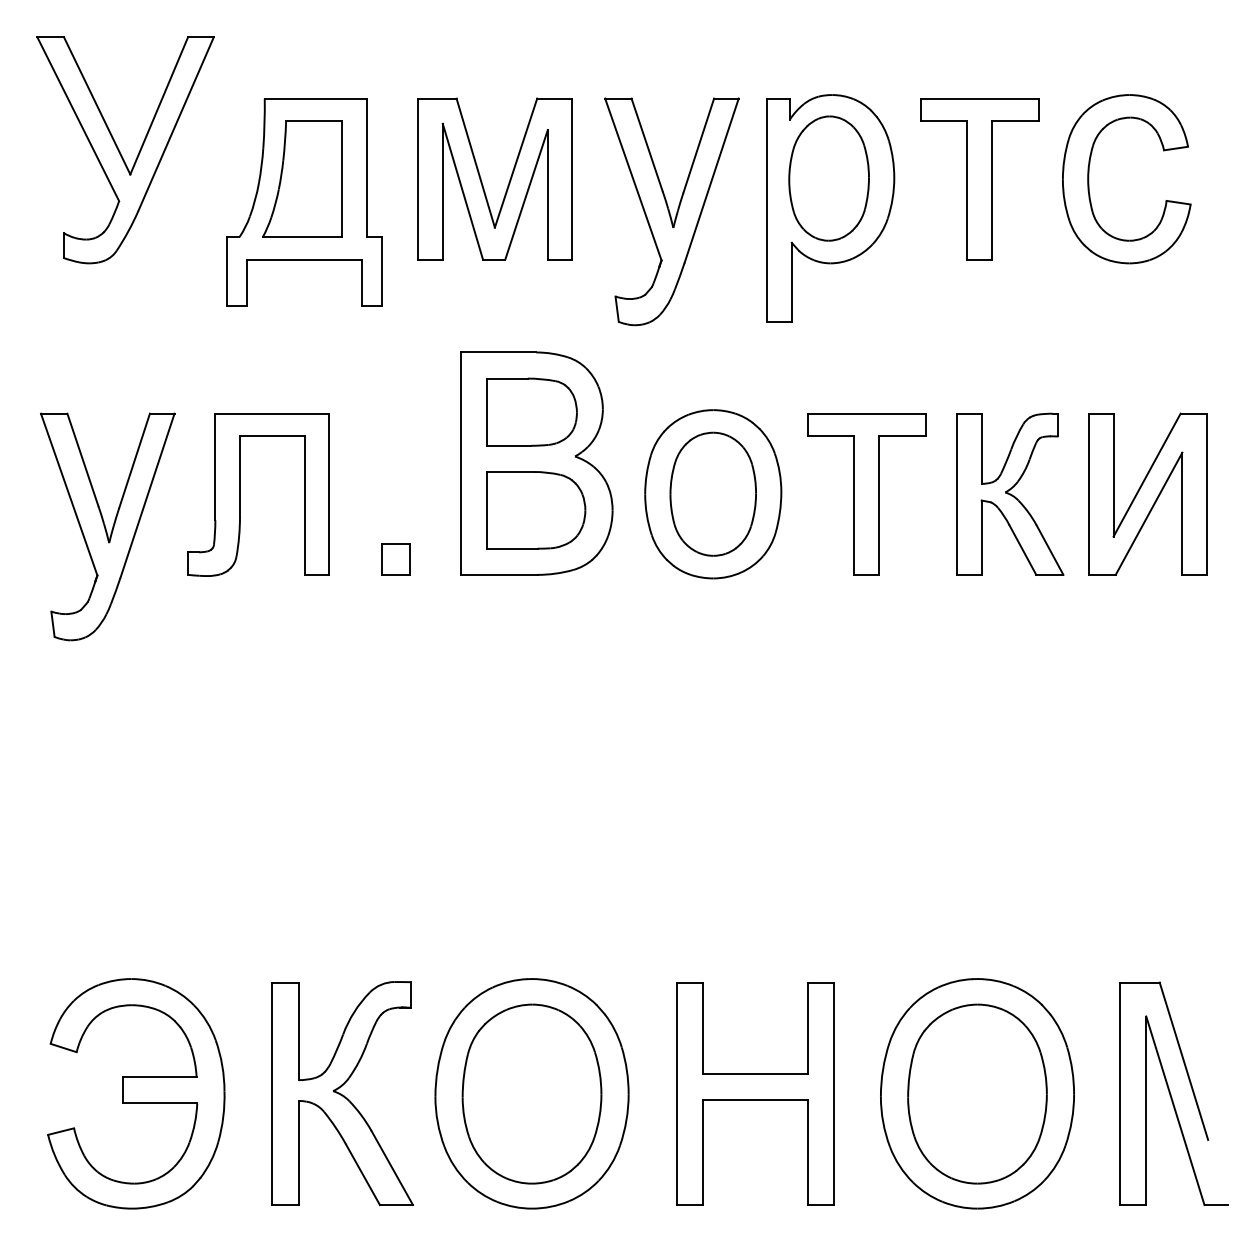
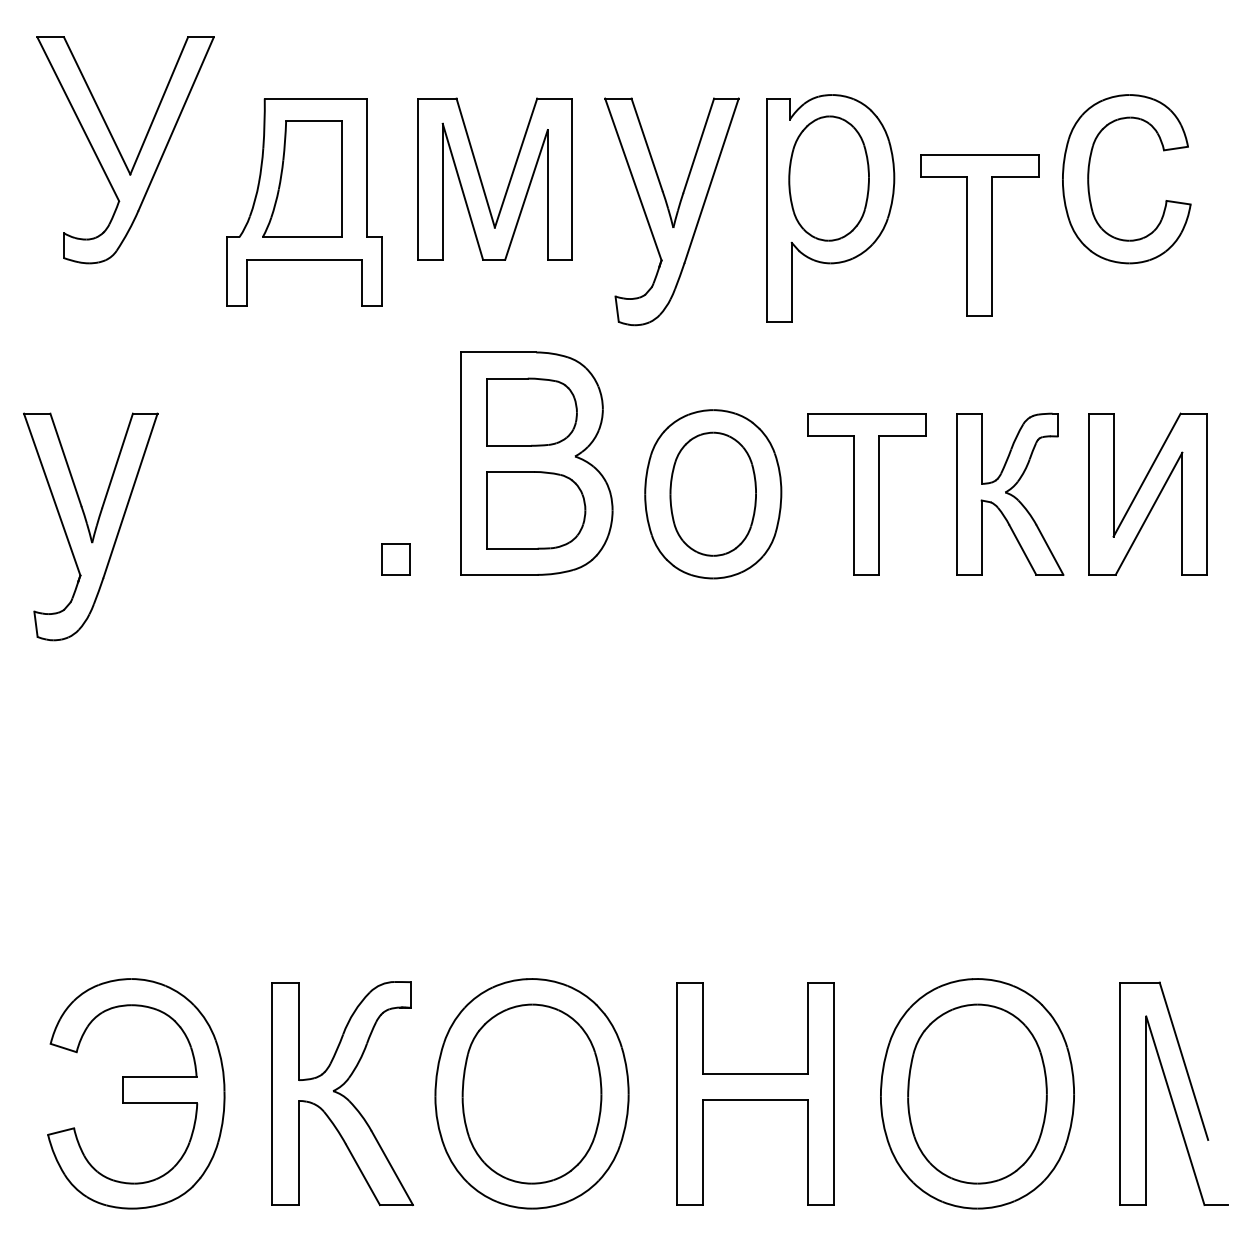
part position: (979, 179) -> (979, 235) (979, 235)
part: present -> none (240, 494)
part position: (107, 526) -> (90, 526) (90, 526)
